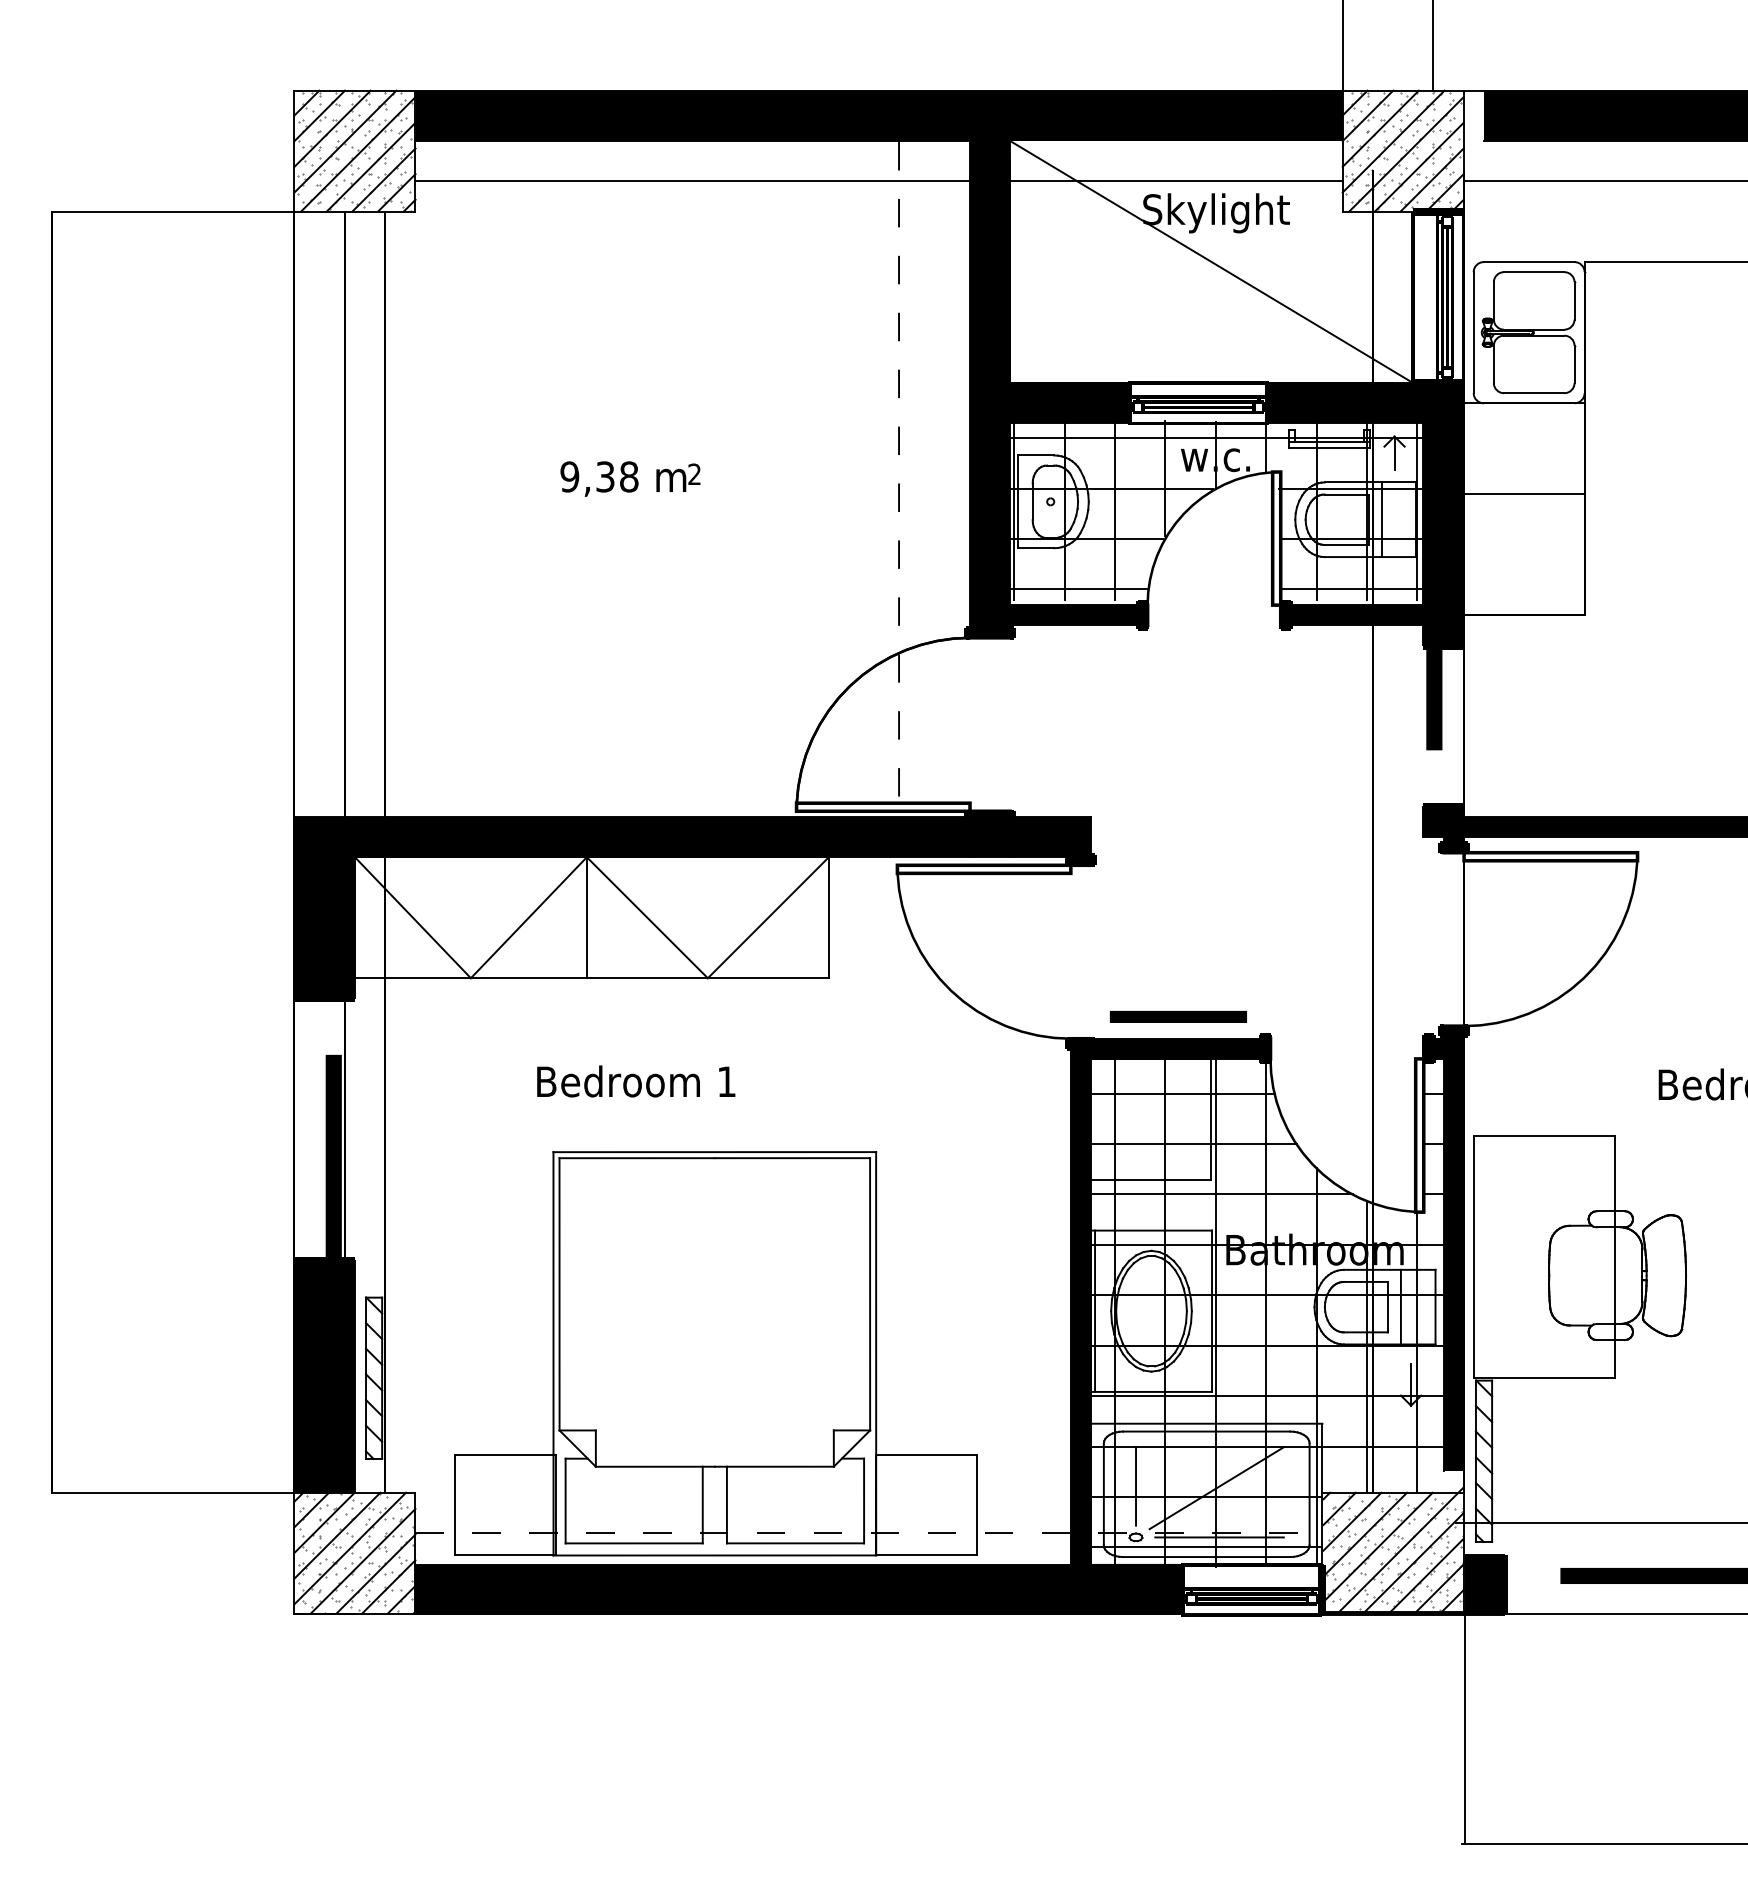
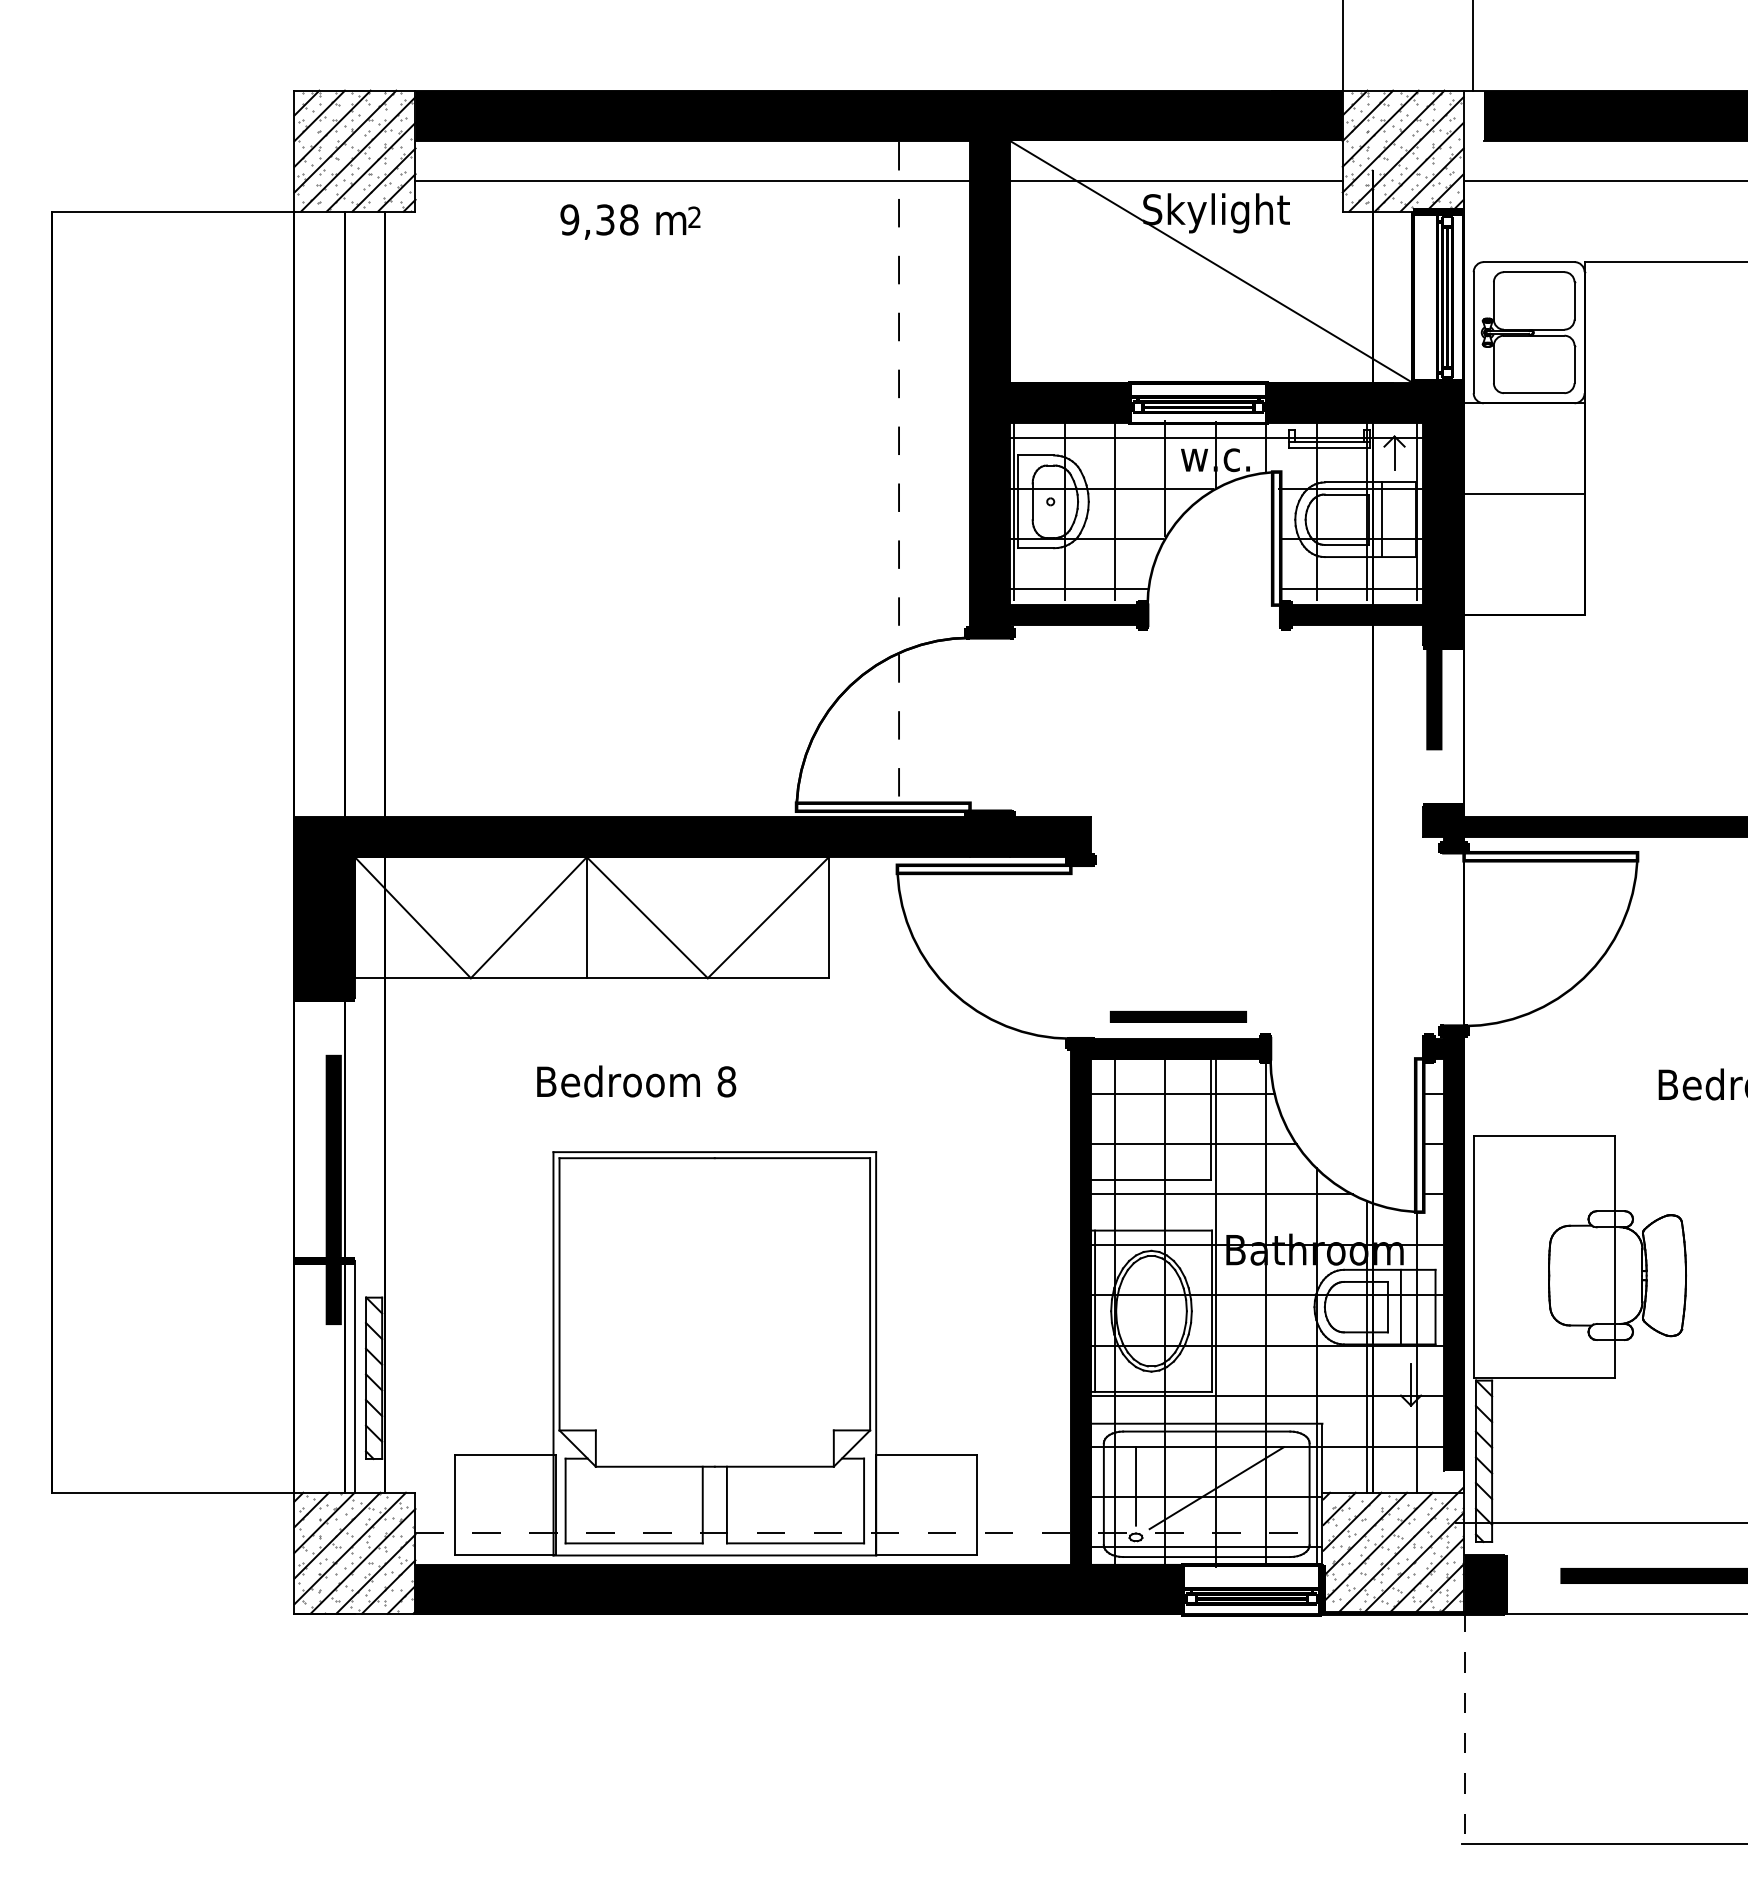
line position: (1433, 46) -> (1473, 46) (1473, 46)
text position: (630, 478) -> (630, 221) (630, 221)
text: 1 -> 8 (726, 1081)
fill: present -> none (324, 1376)
line: present -> none (1219, 1537)
line: solid -> dashed (1464, 1728)
